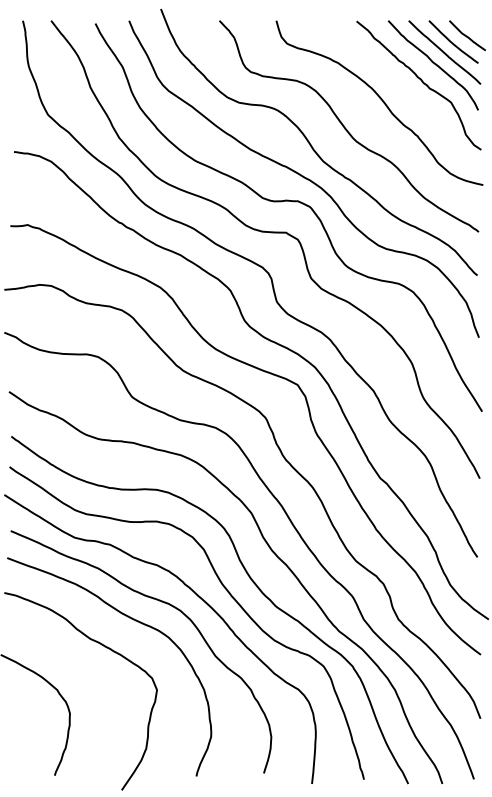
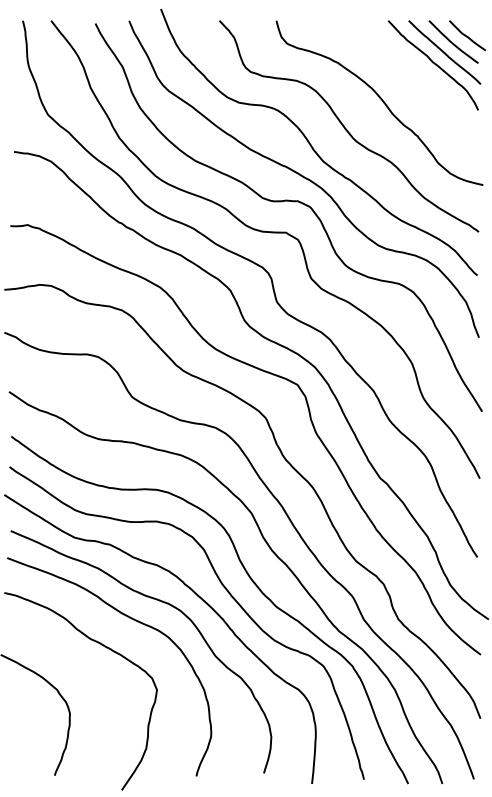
curve: present -> none (422, 83)
